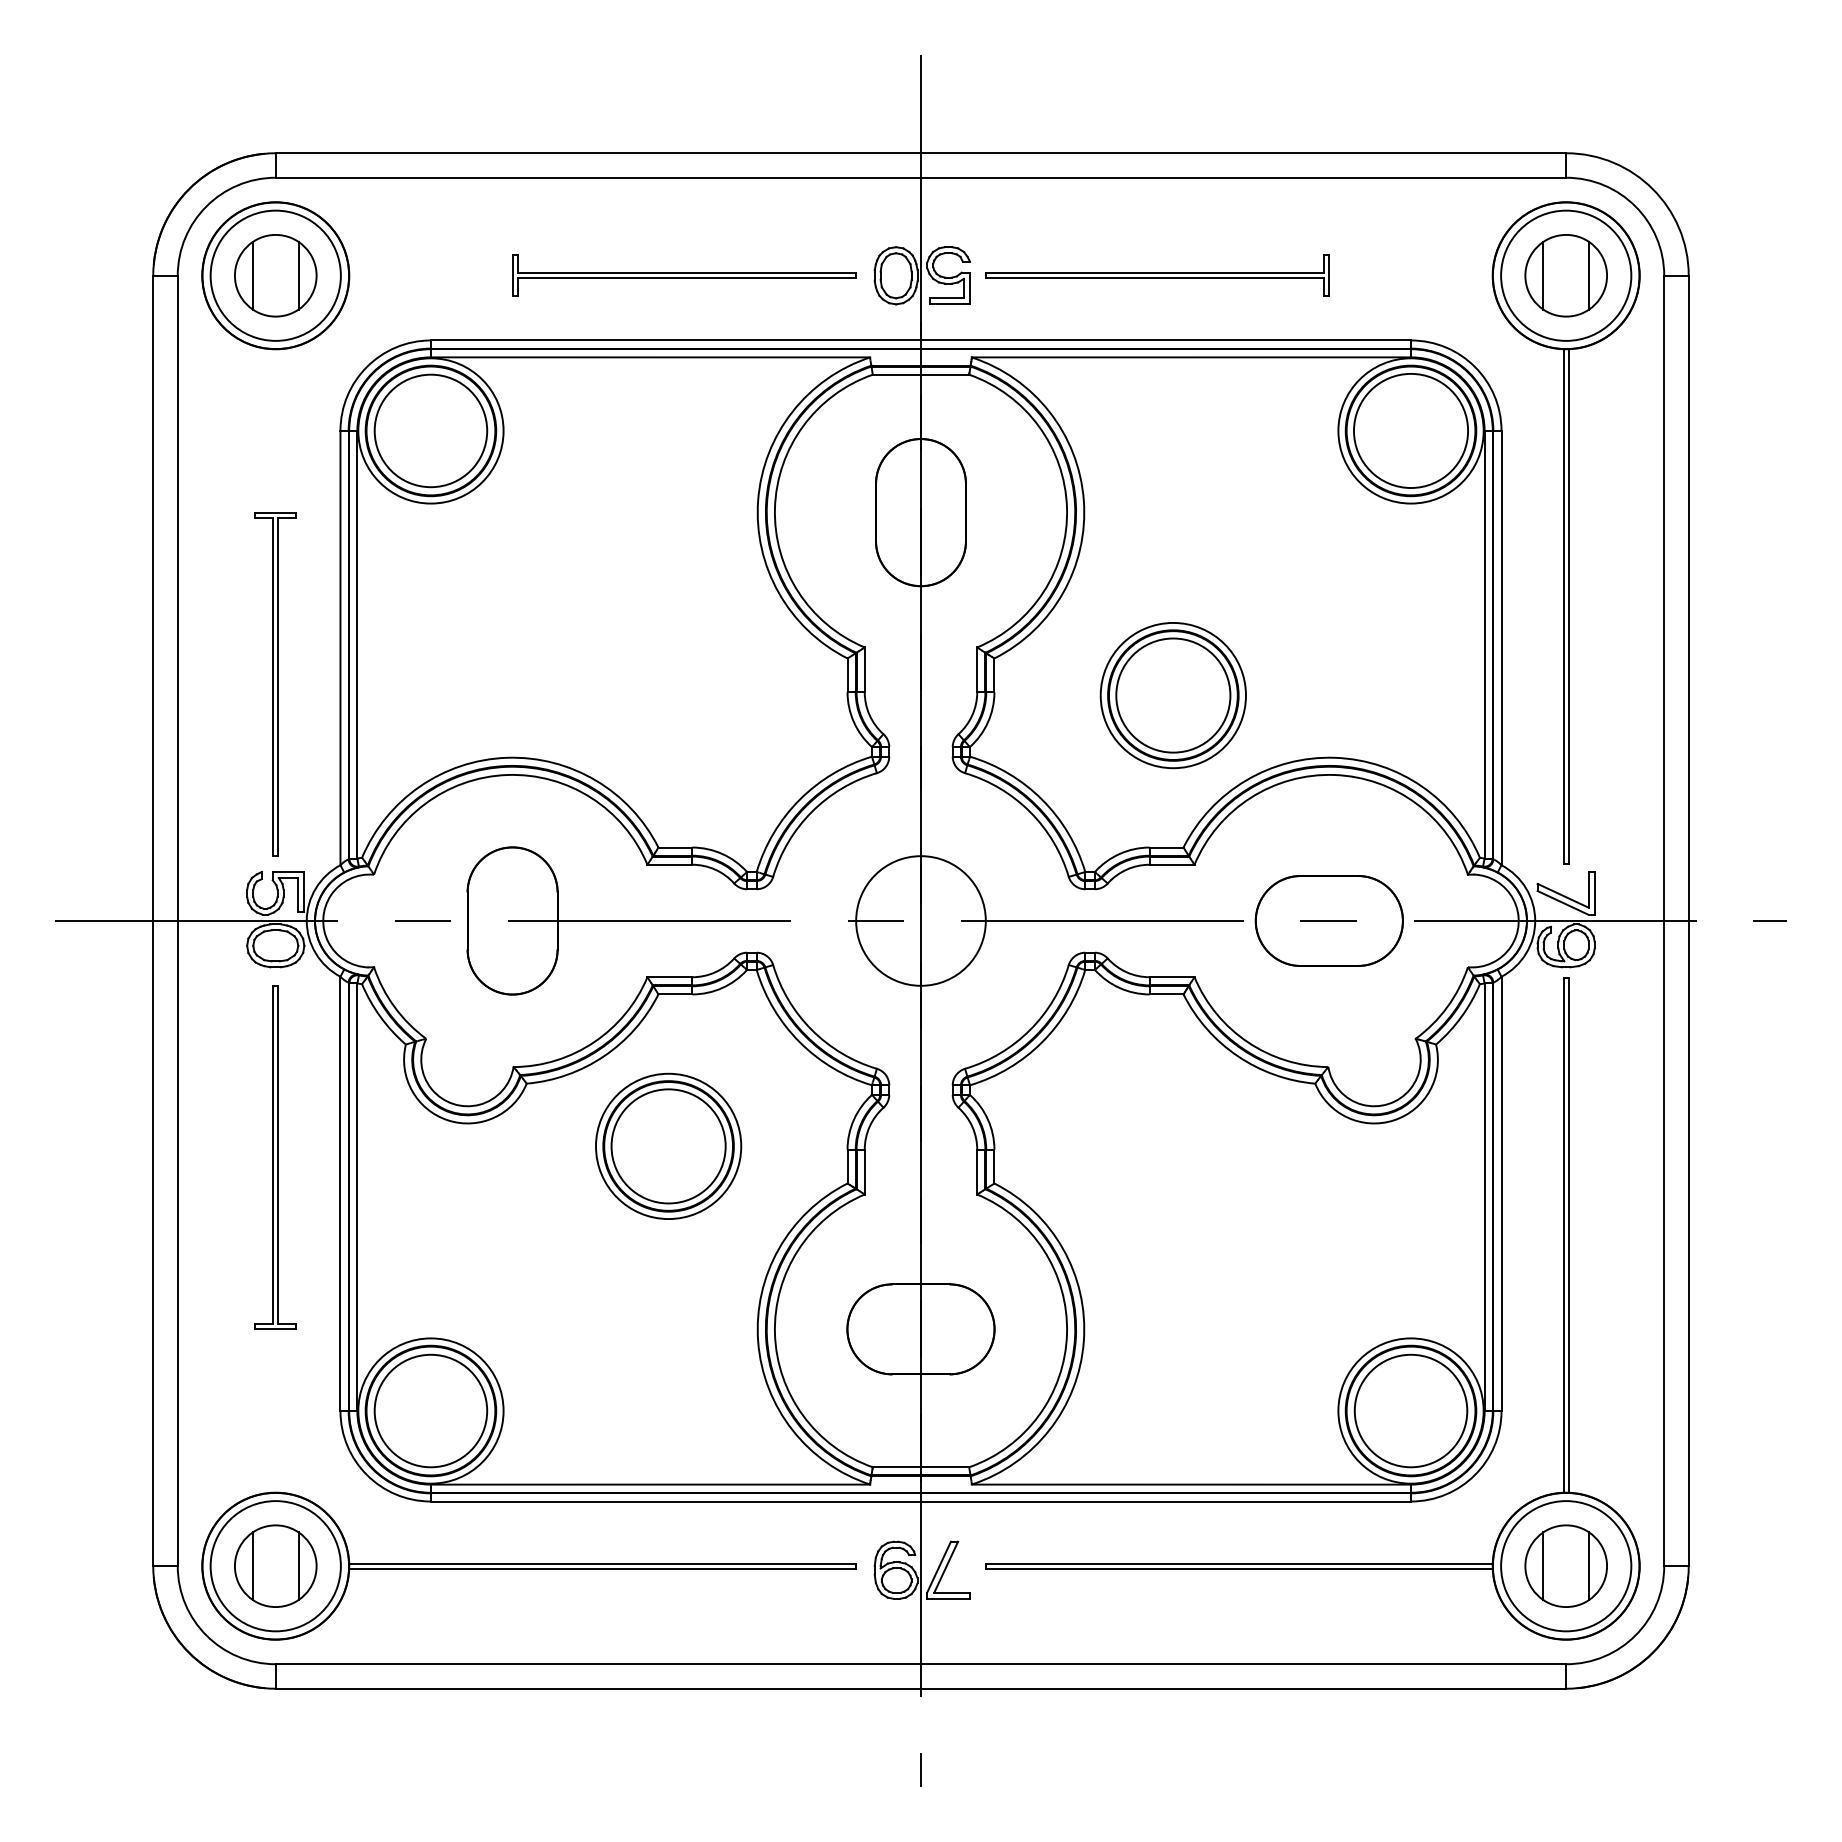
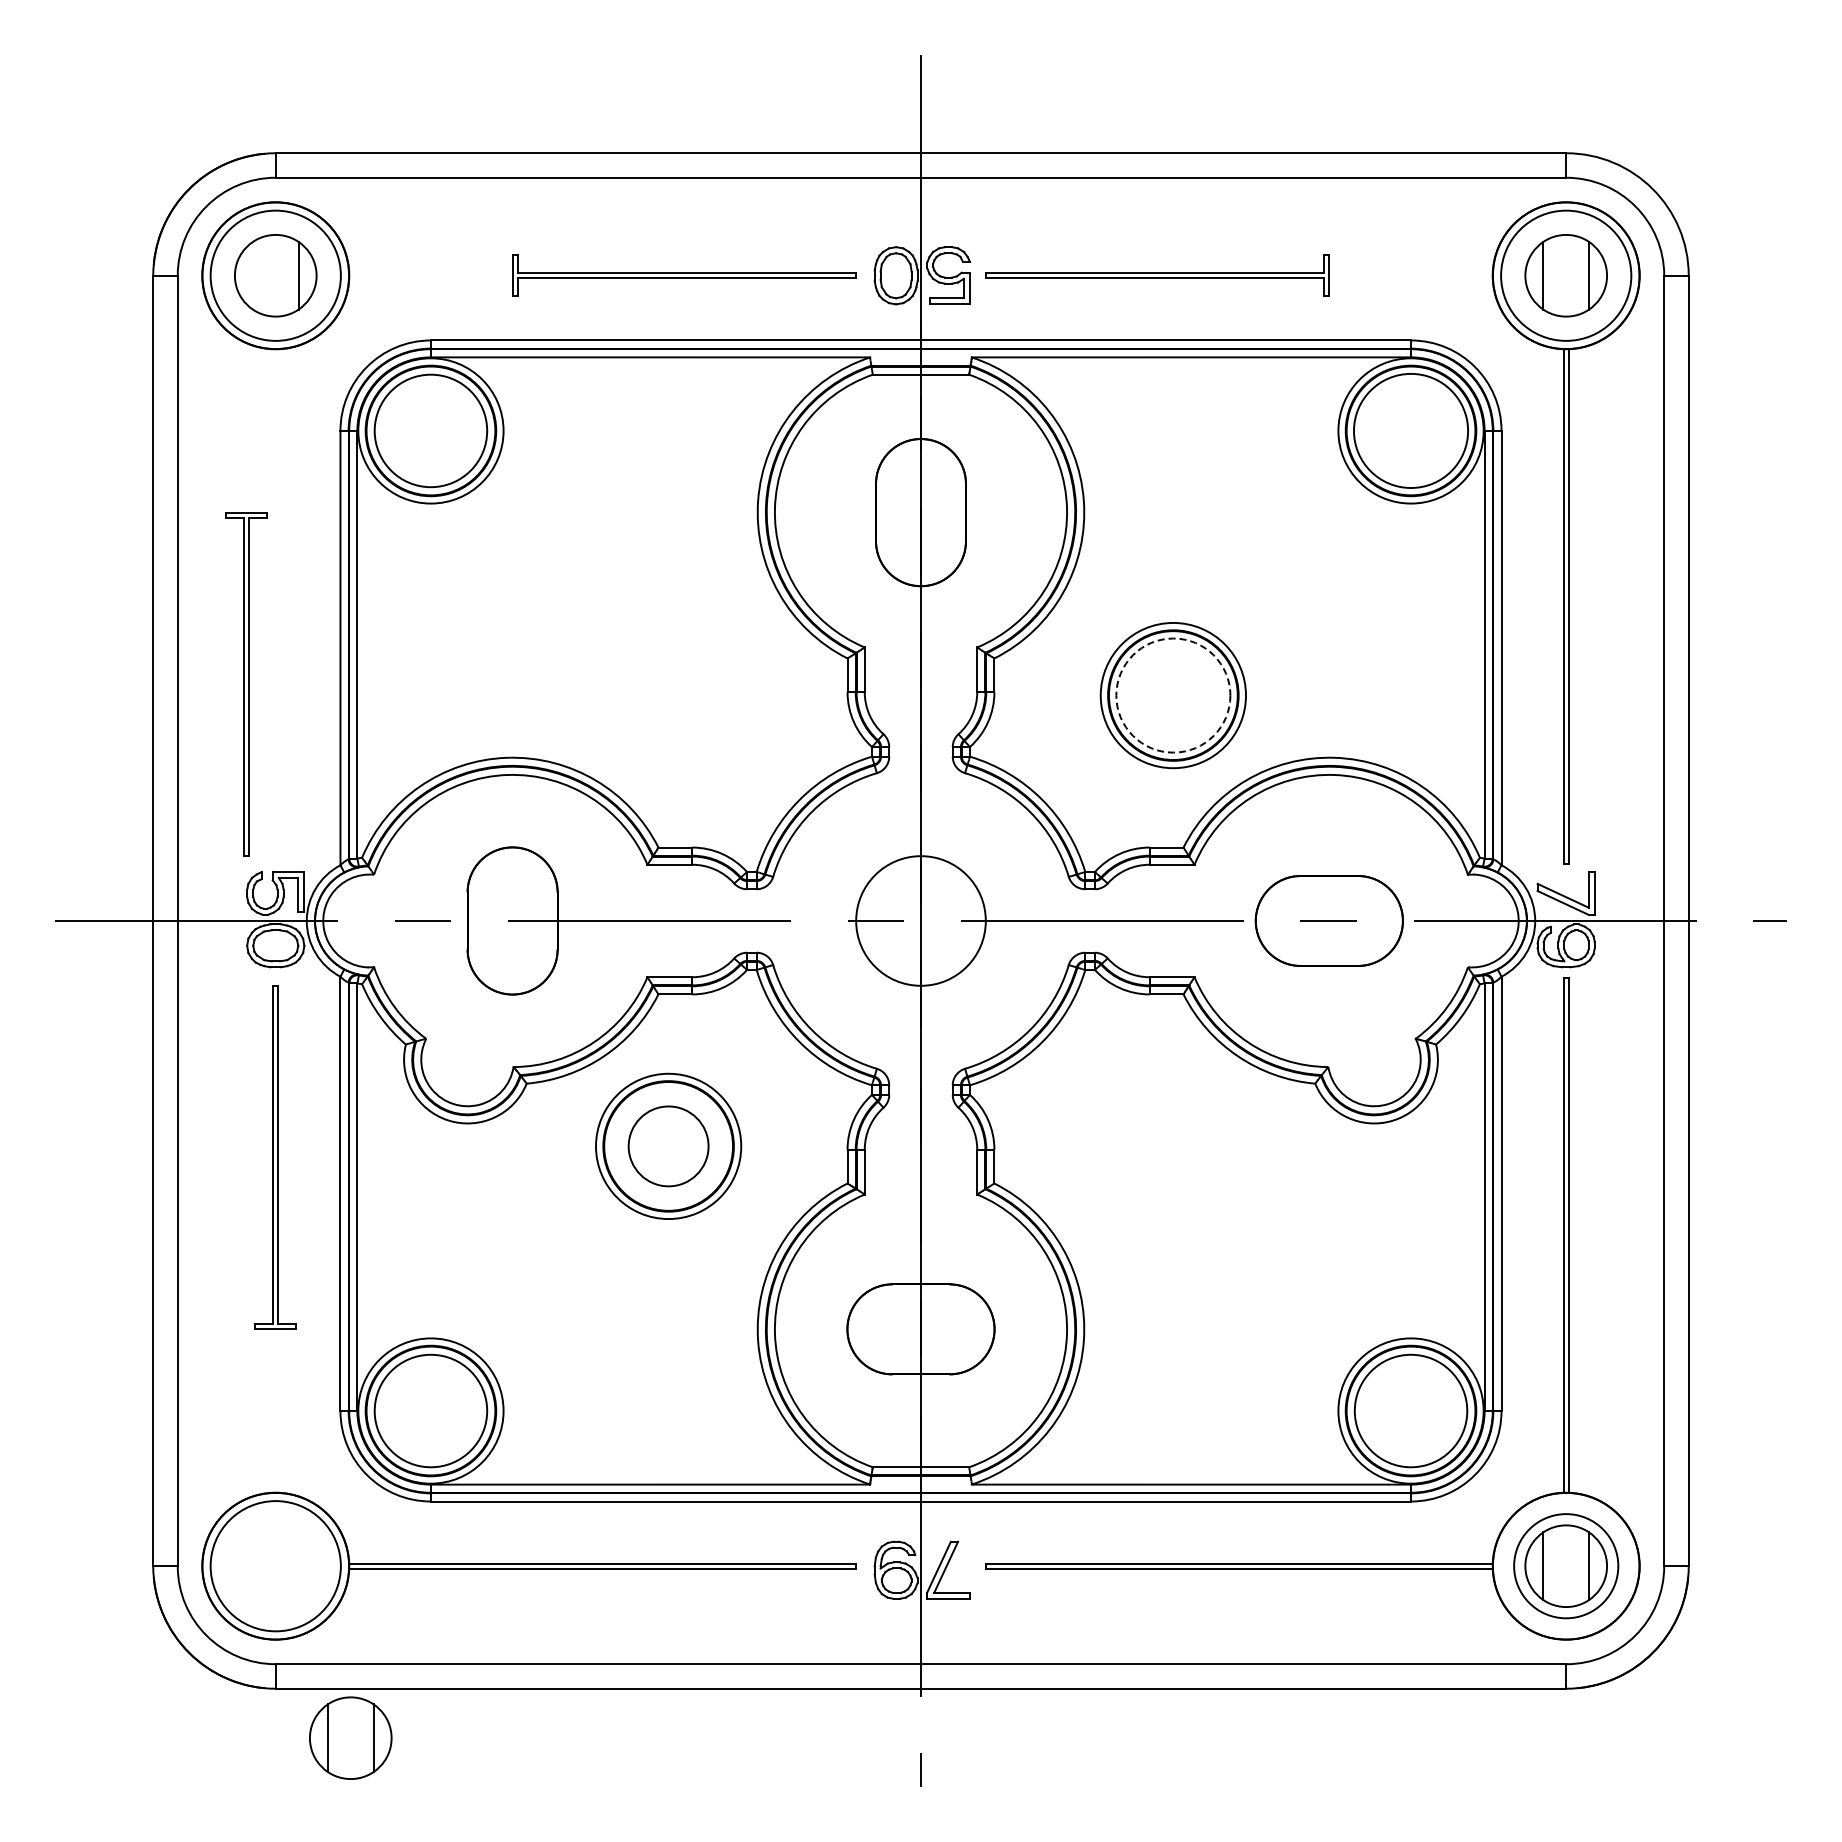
line: present -> none (252, 275)
part position: (275, 684) -> (246, 684) (246, 684)
circle: solid -> dashed (1173, 695)
circle diameter: 114 px -> 80 px (668, 1146)
part position: (275, 1565) -> (350, 1737) (350, 1737)
circle diameter: 130 px -> 104 px (1566, 1566)
